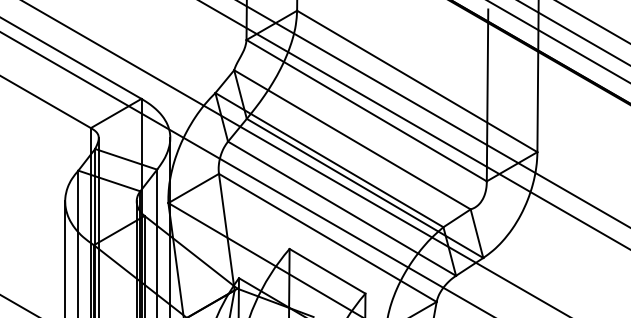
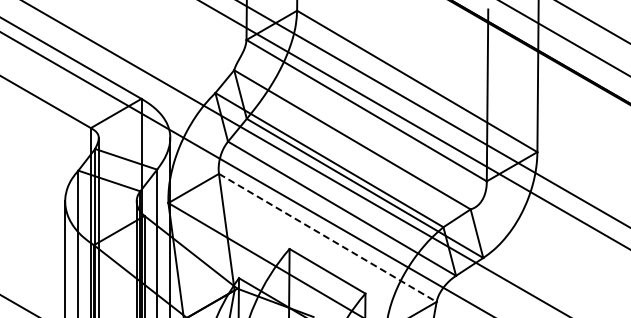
line: present -> none (573, 32)
line position: (558, 41) -> (564, 38) (564, 38)
line: solid -> dashed (328, 238)
